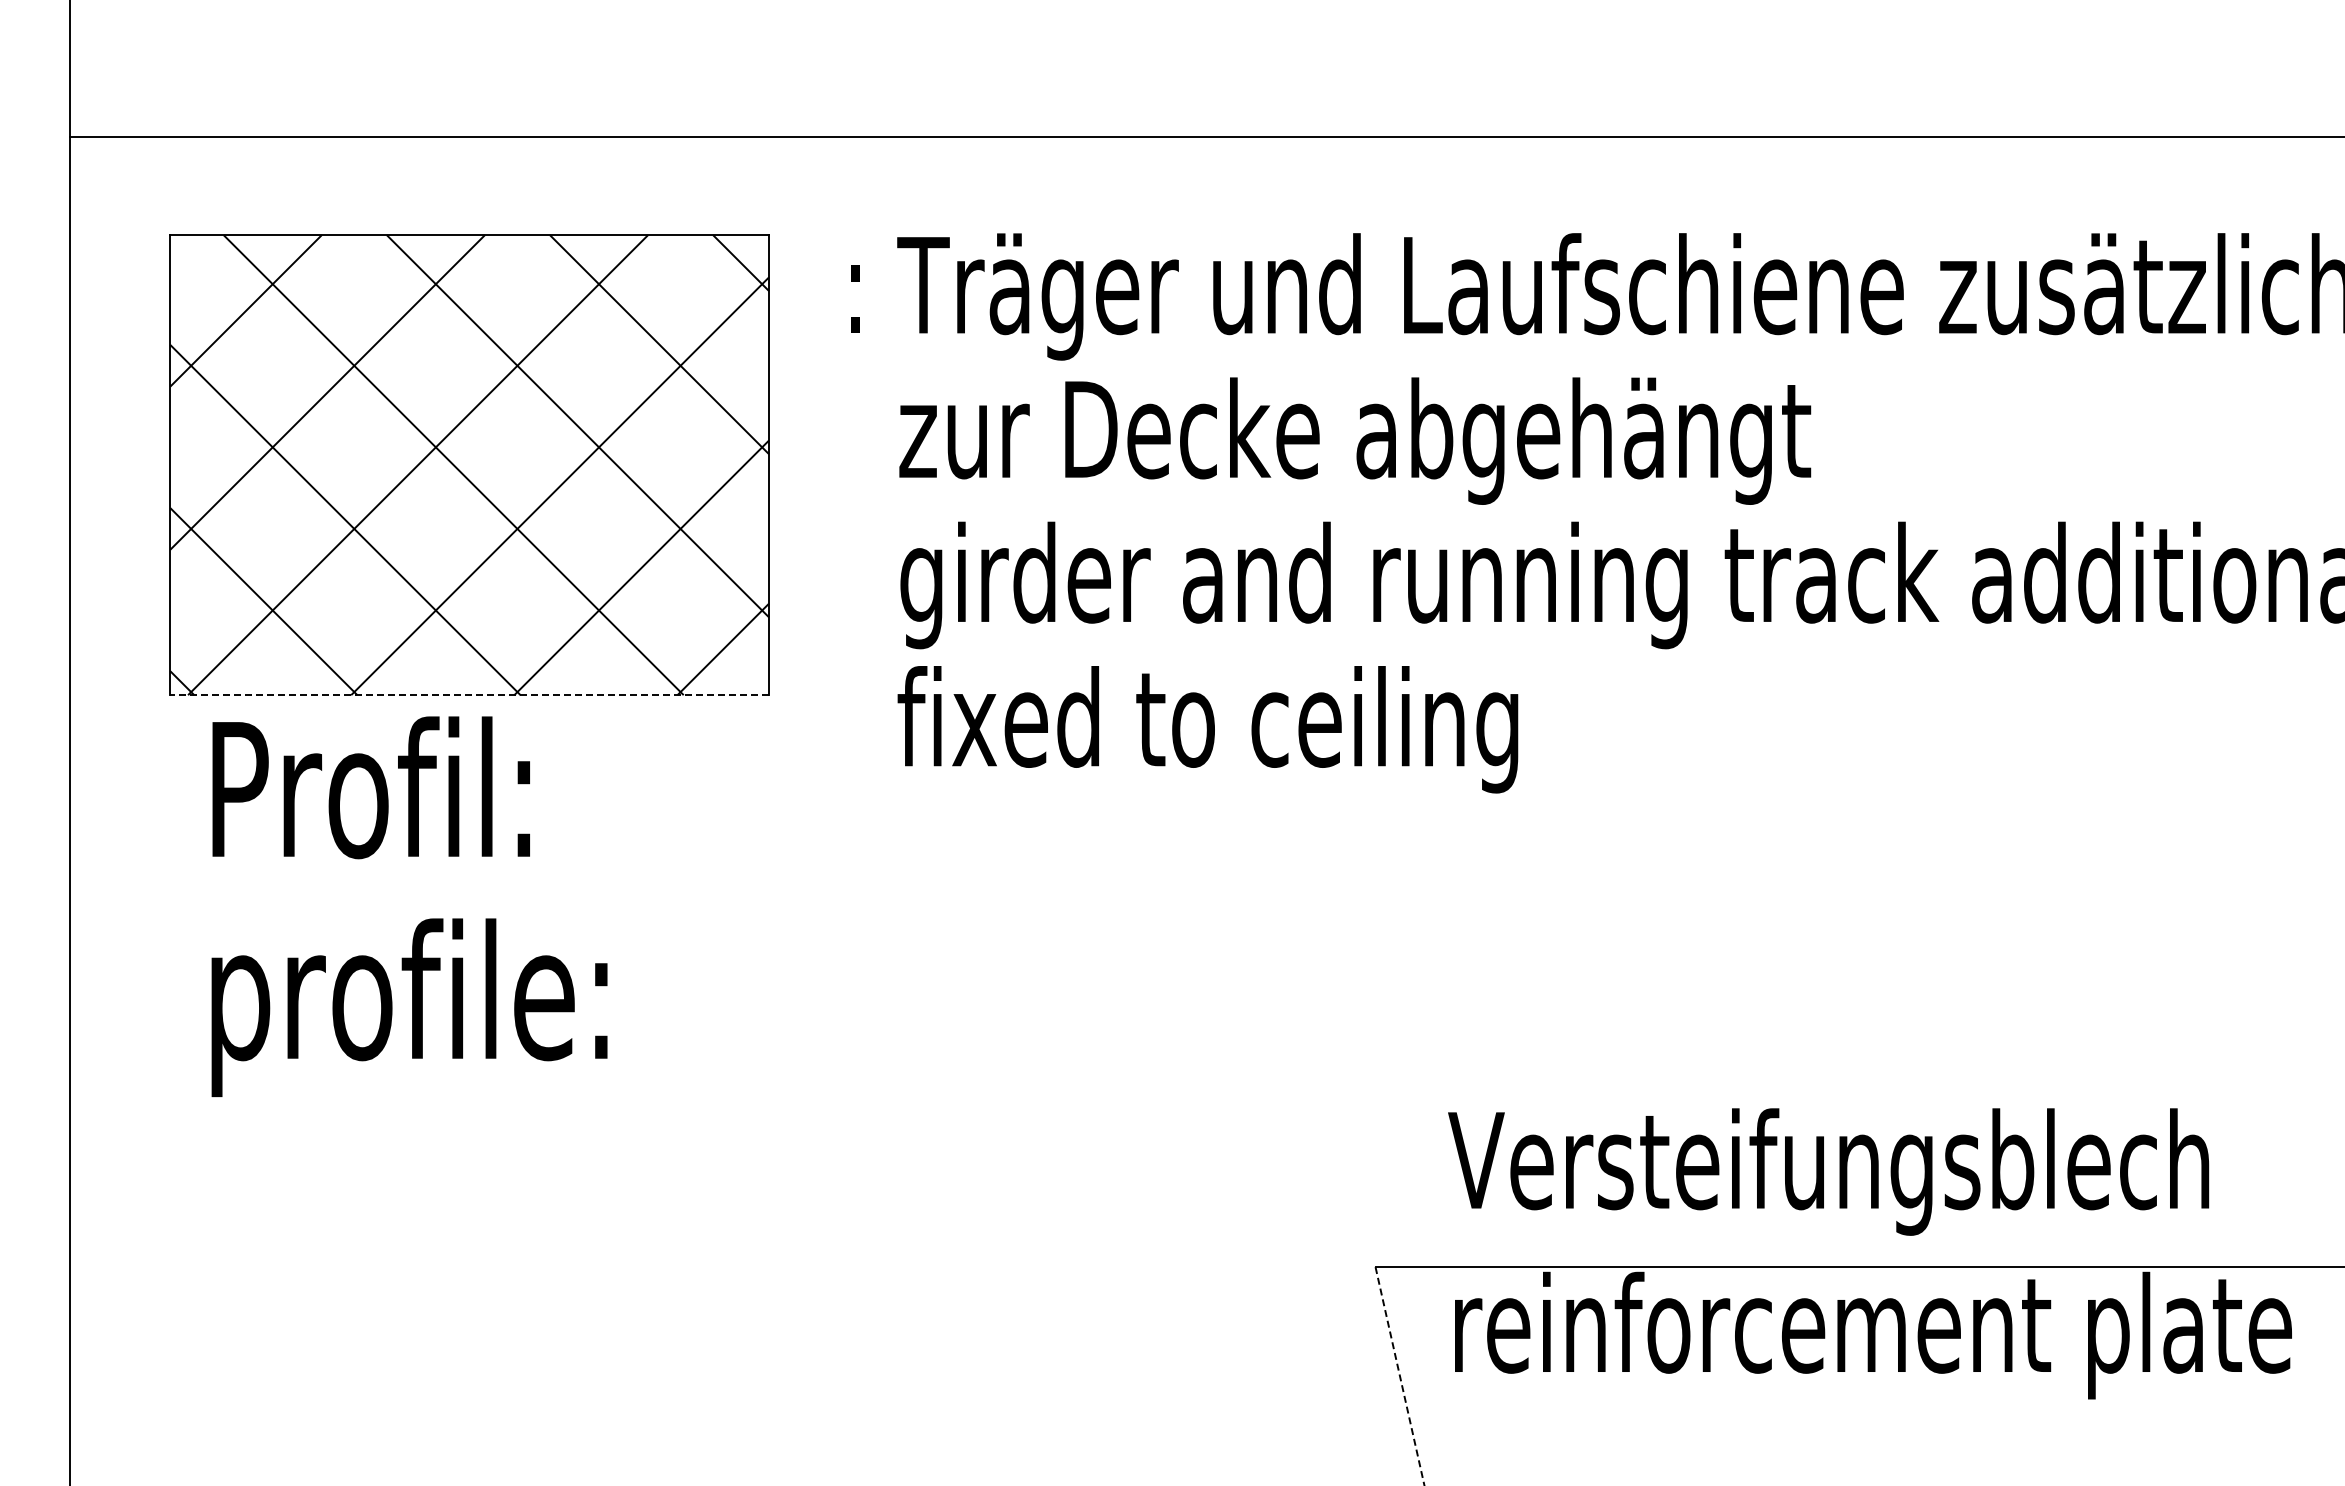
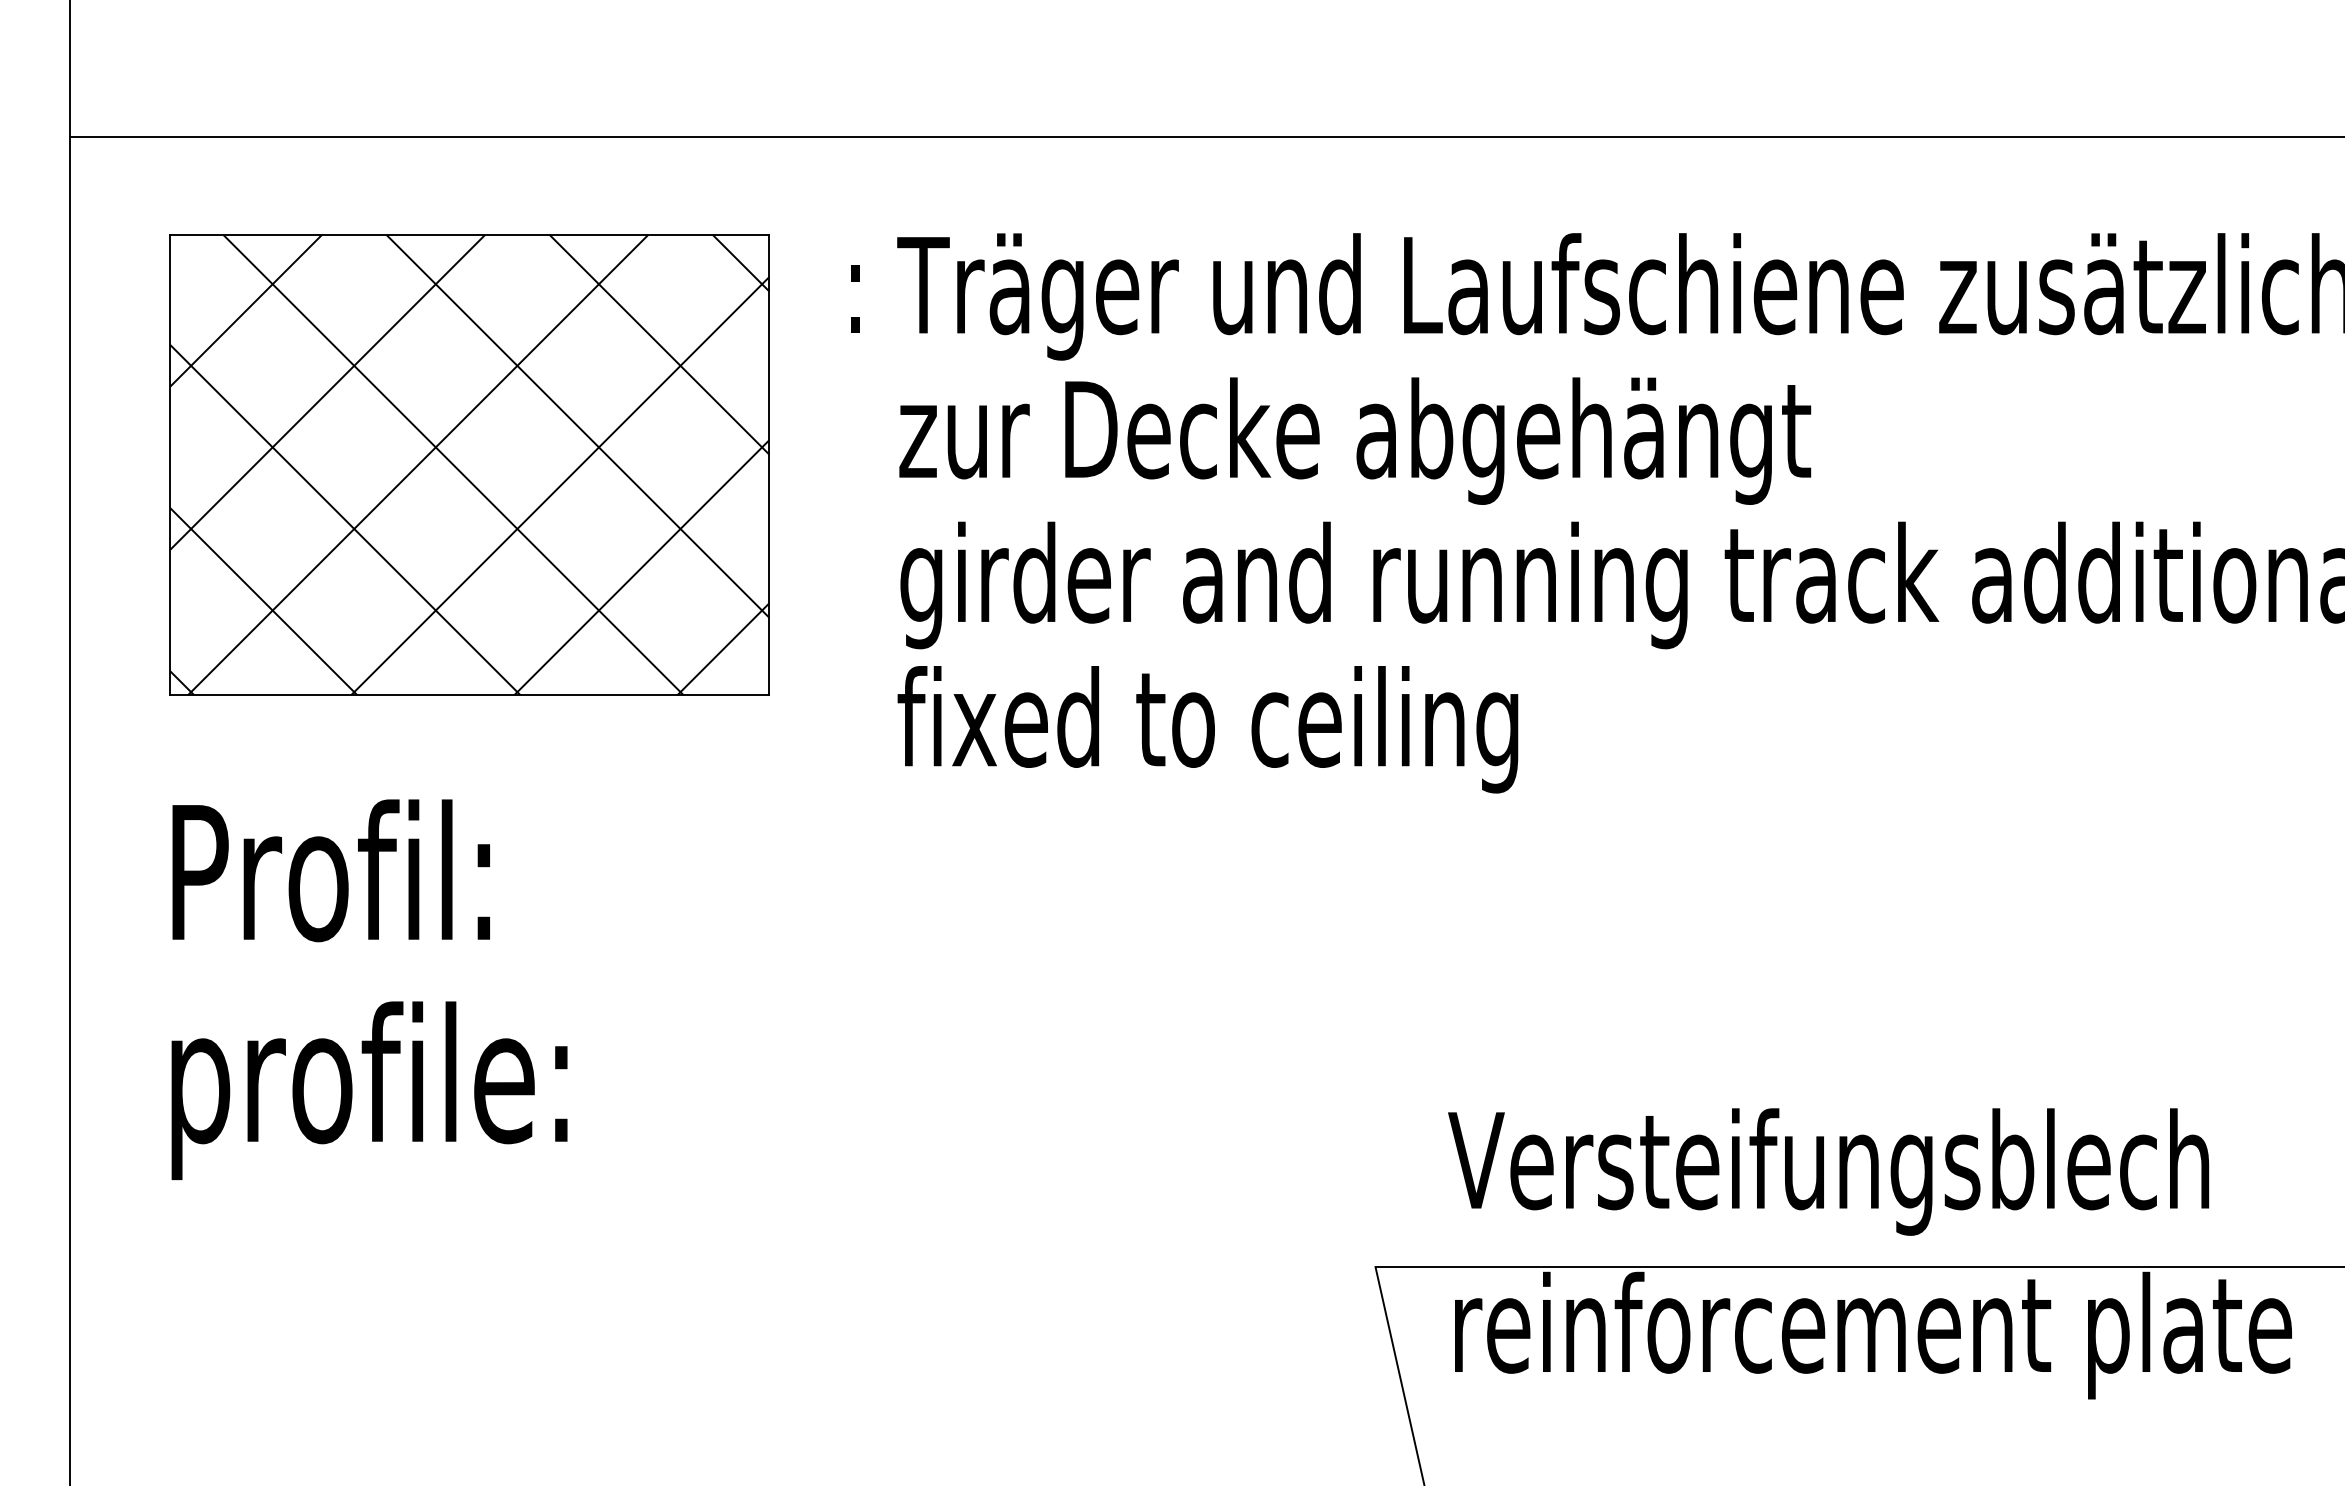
line: dashed -> solid (469, 695)
text position: (409, 906) -> (369, 989) (369, 989)
line: dashed -> solid (1399, 1376)
